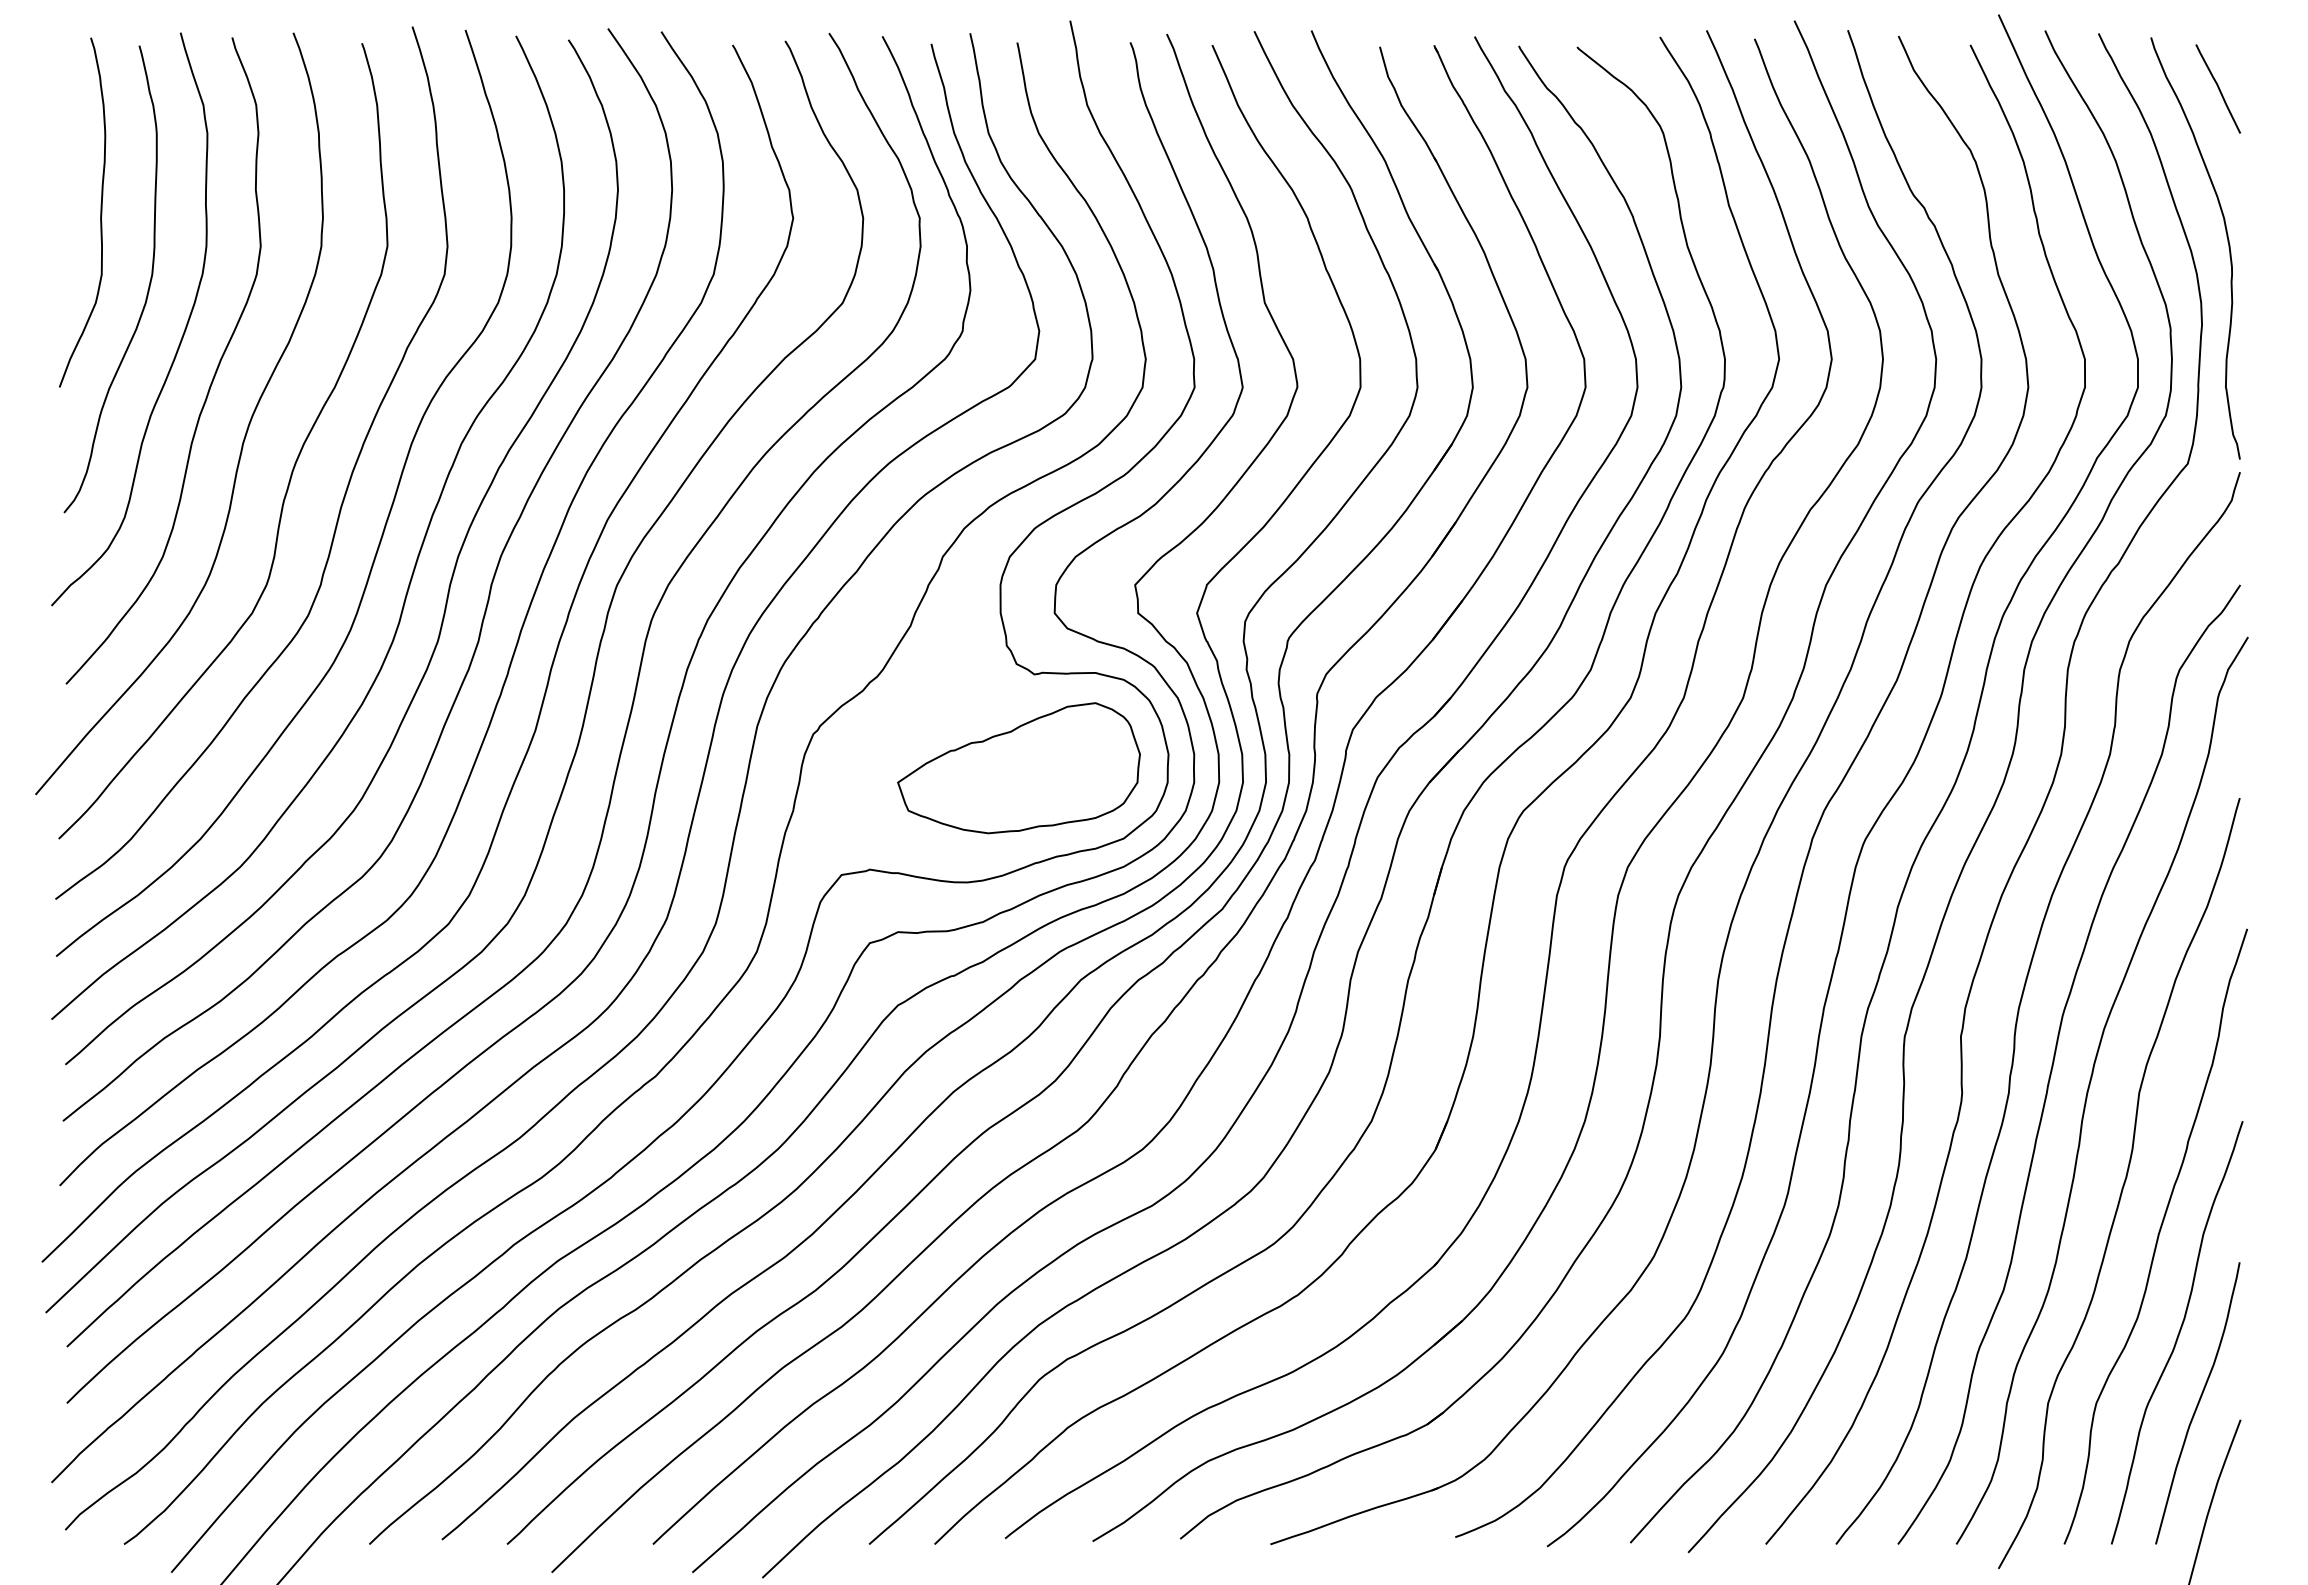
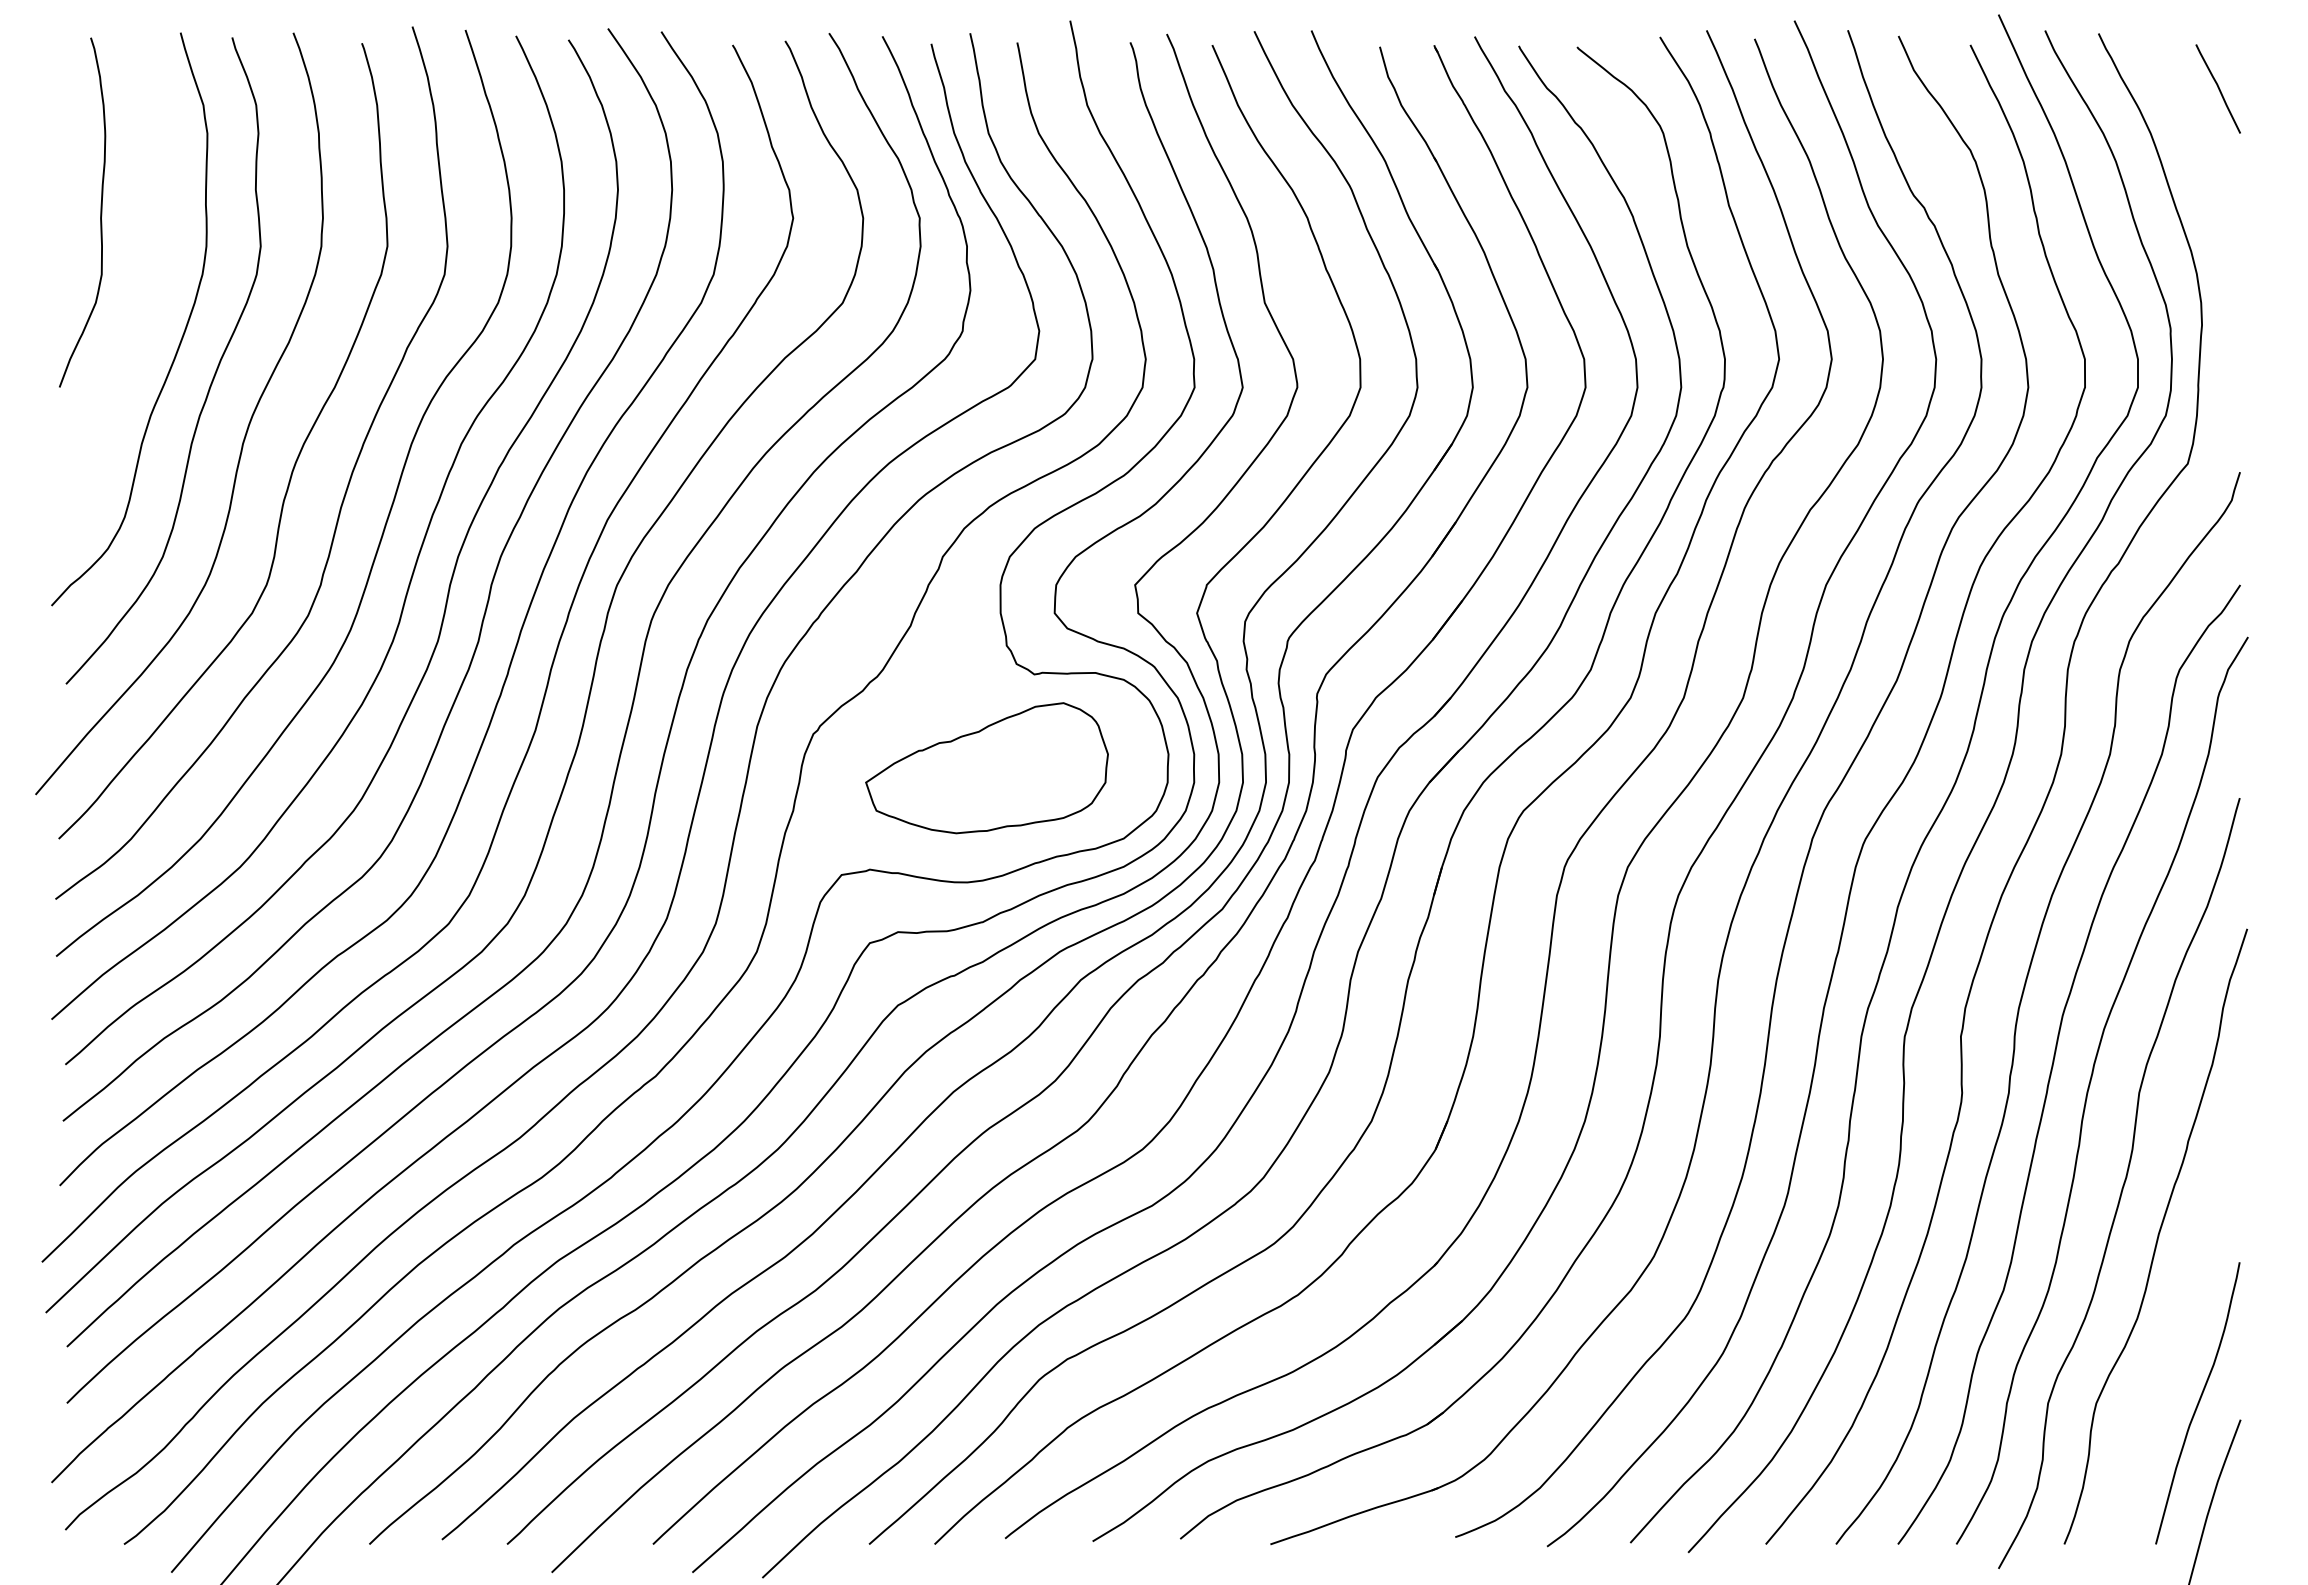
curve: present -> none (2227, 242)
curve: present -> none (147, 289)
part position: (1018, 768) -> (986, 768) (986, 768)
curve: present -> none (2178, 1332)
